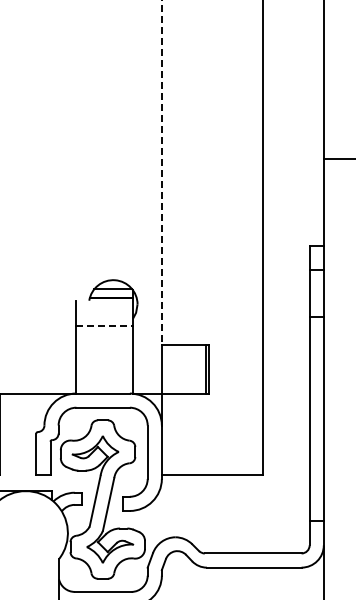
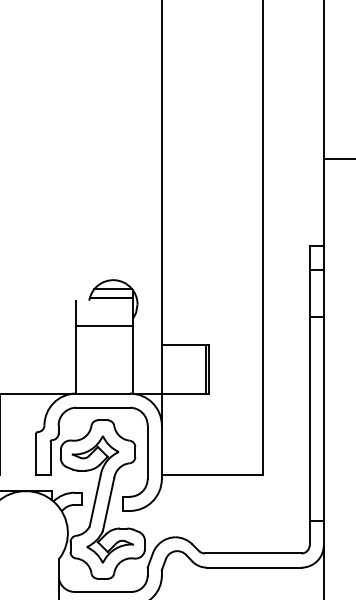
line: dashed -> solid (161, 173)
line: dashed -> solid (105, 326)
